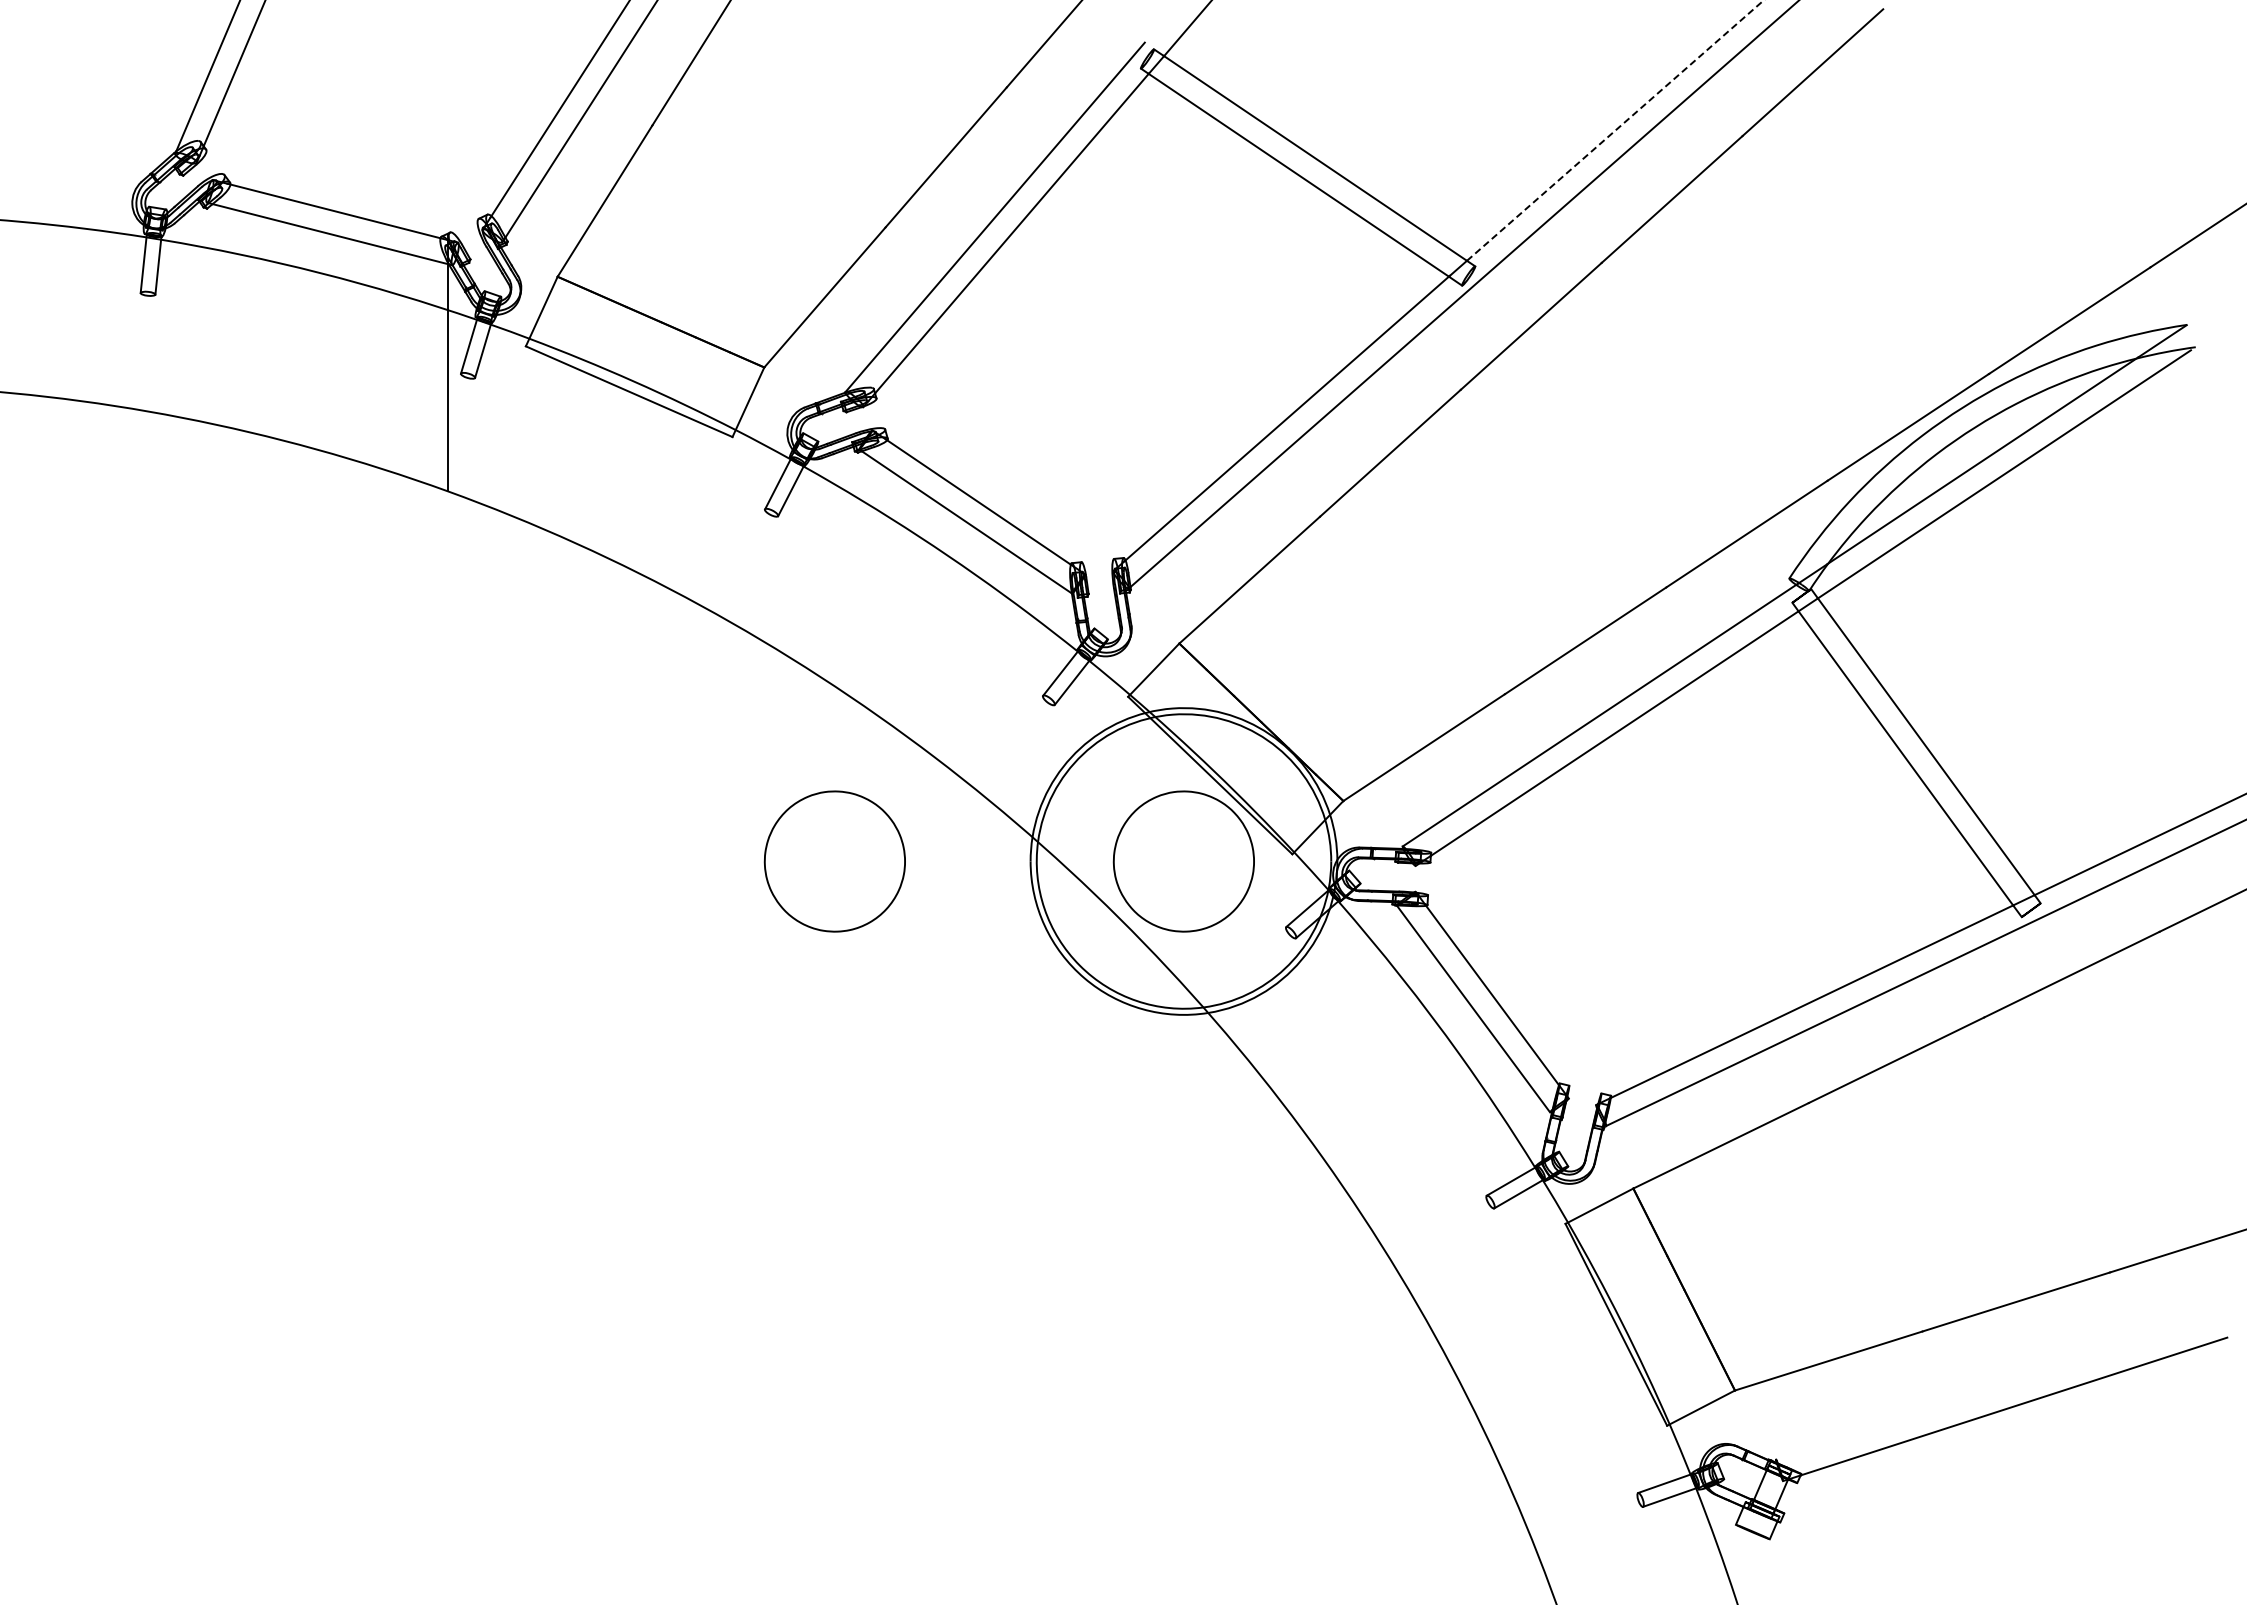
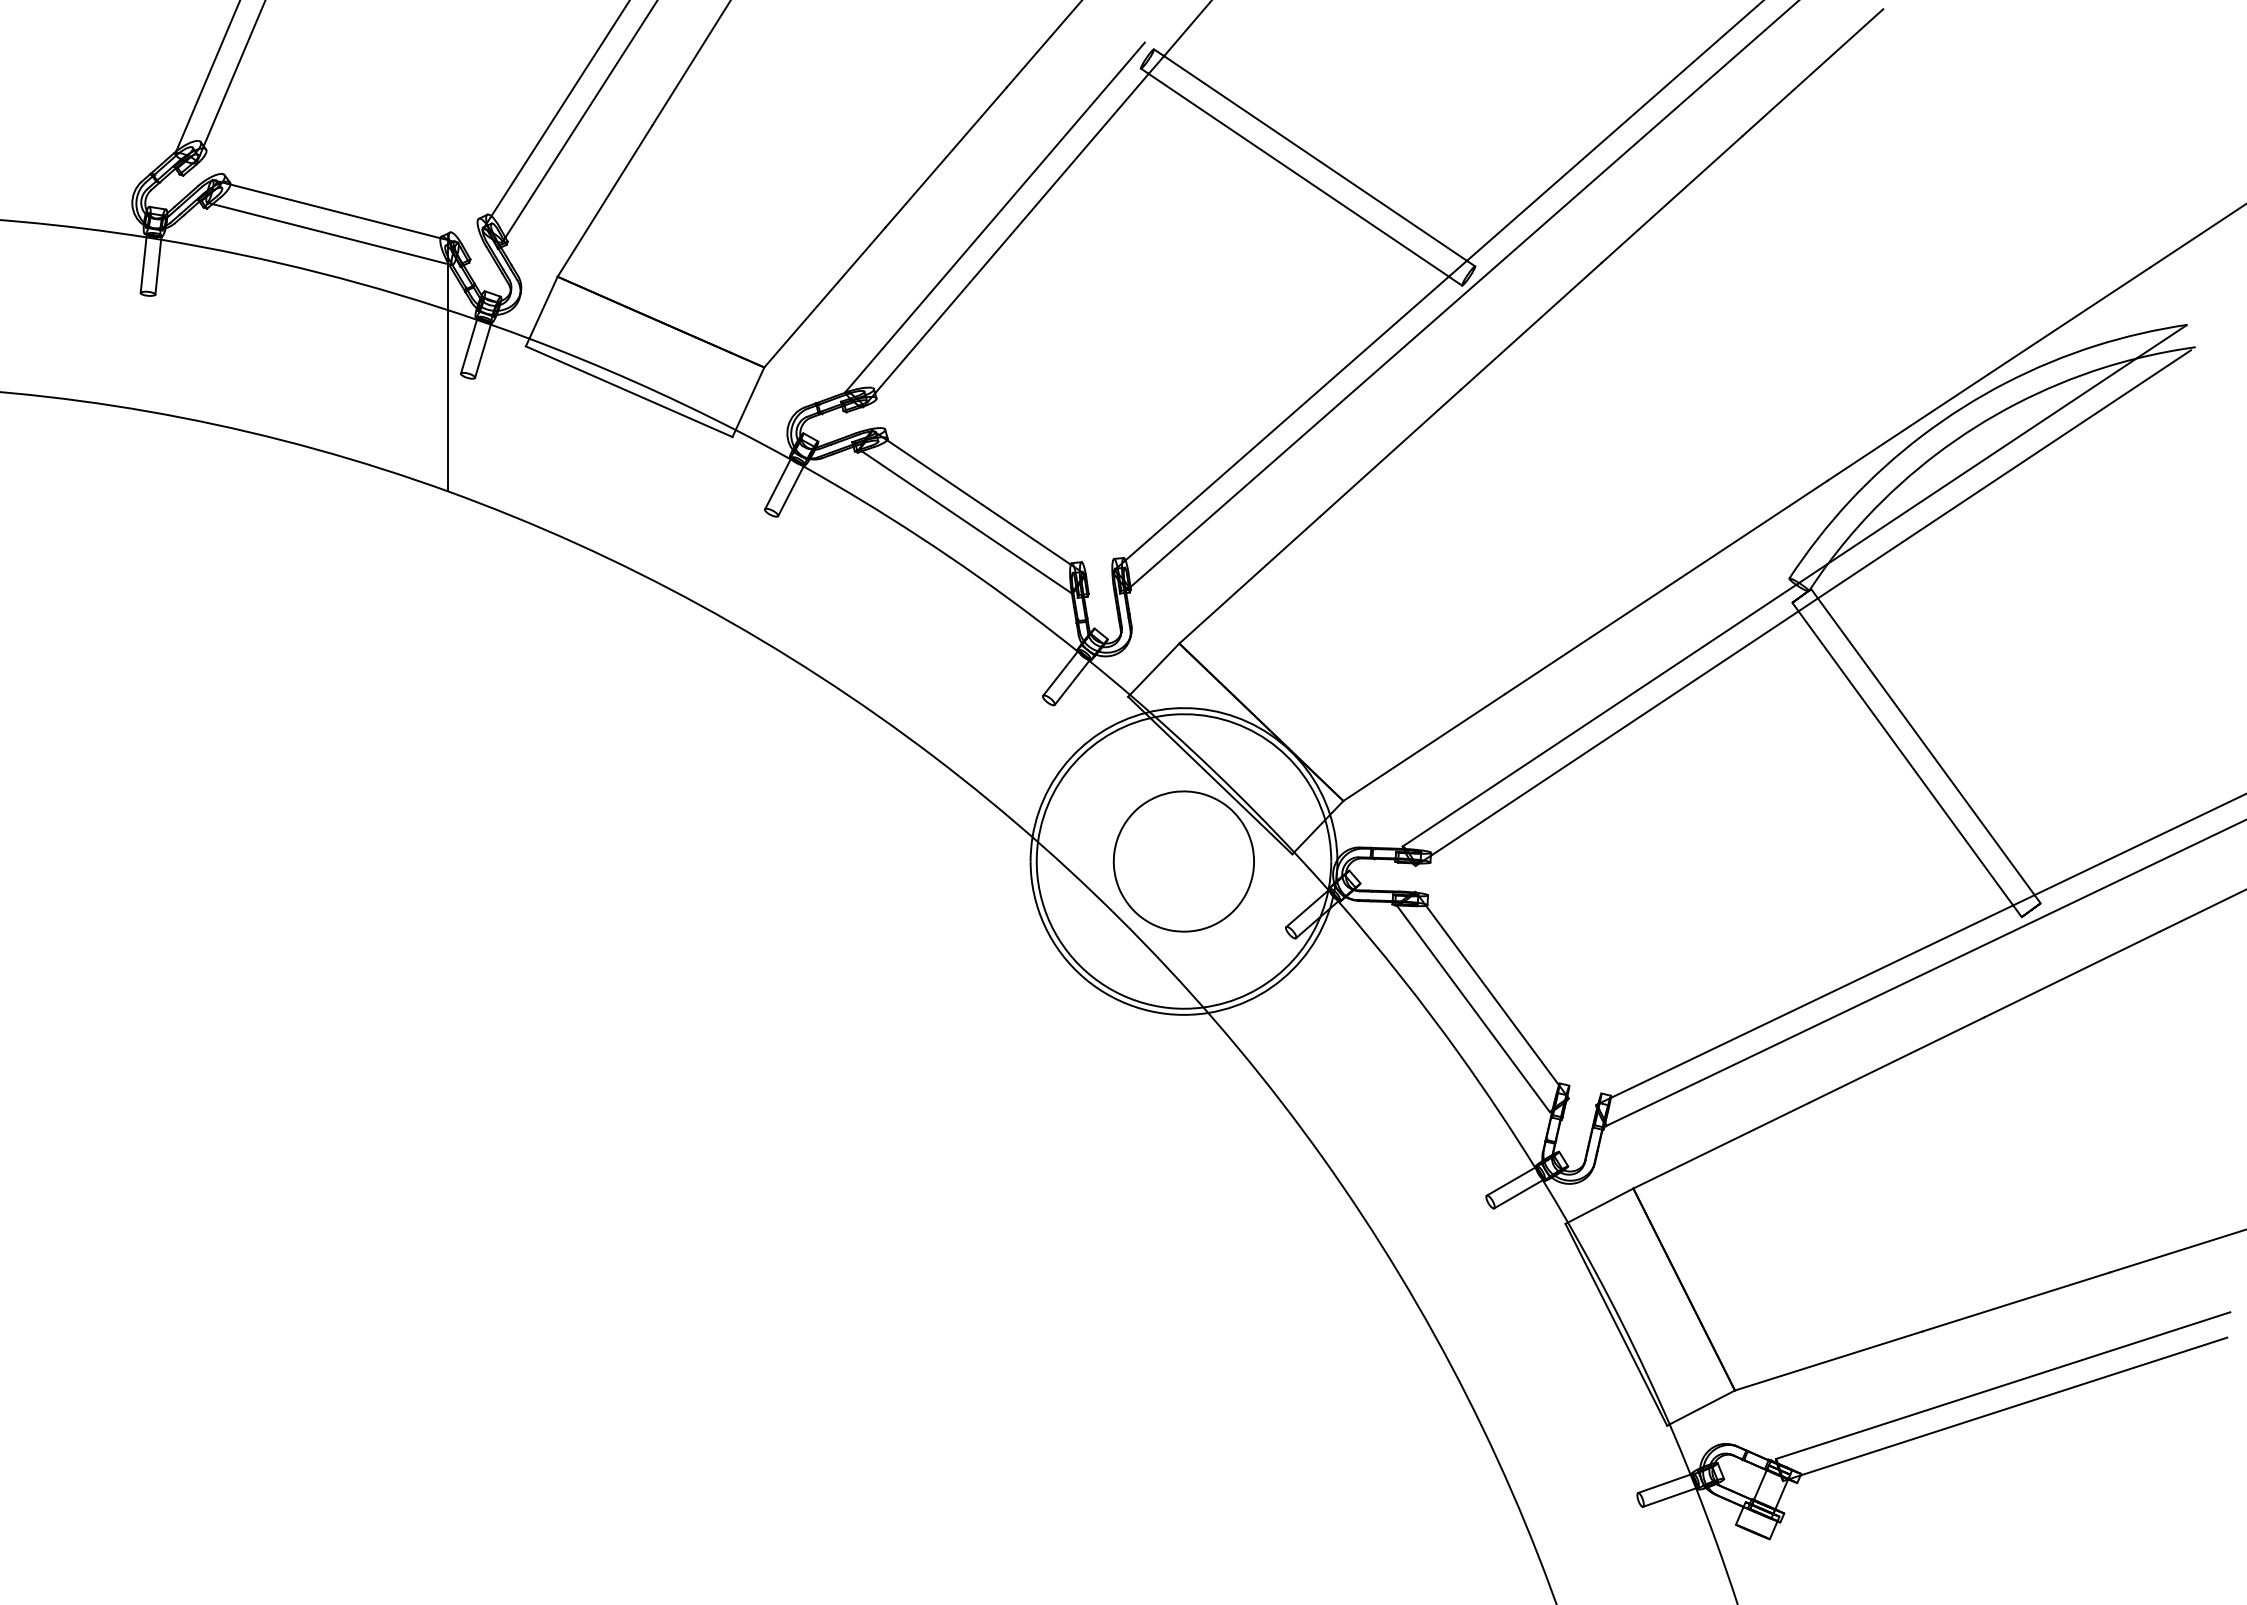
line: dashed -> solid (1615, 130)
part: present -> none (834, 861)
line: none -> present (2002, 1385)
